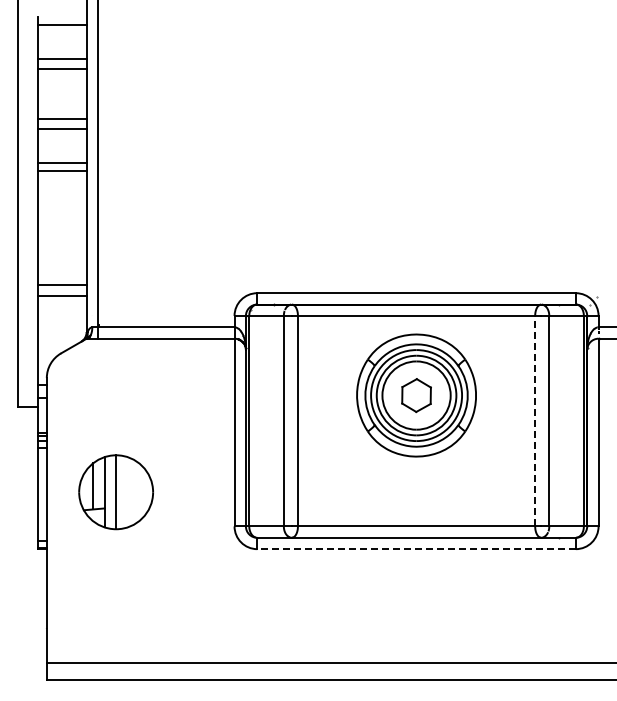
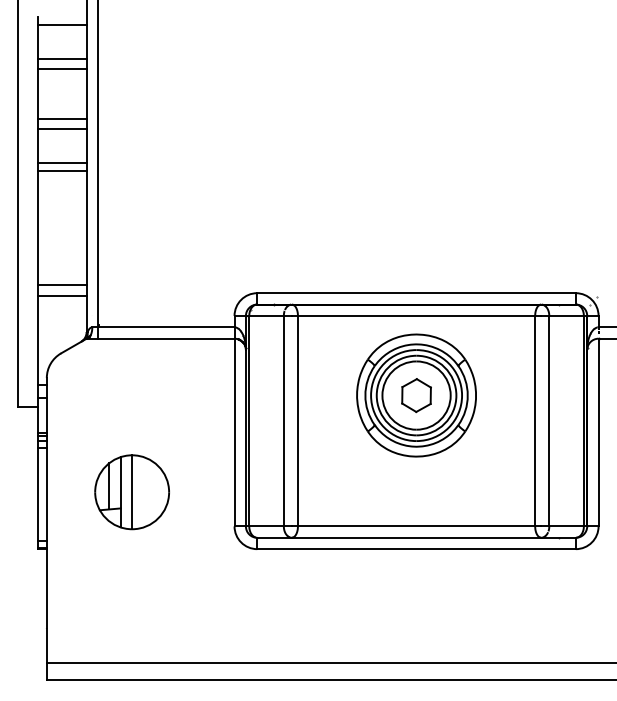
line: dashed -> solid (535, 420)
part position: (115, 492) -> (131, 492) (131, 492)
line: dashed -> solid (416, 549)
